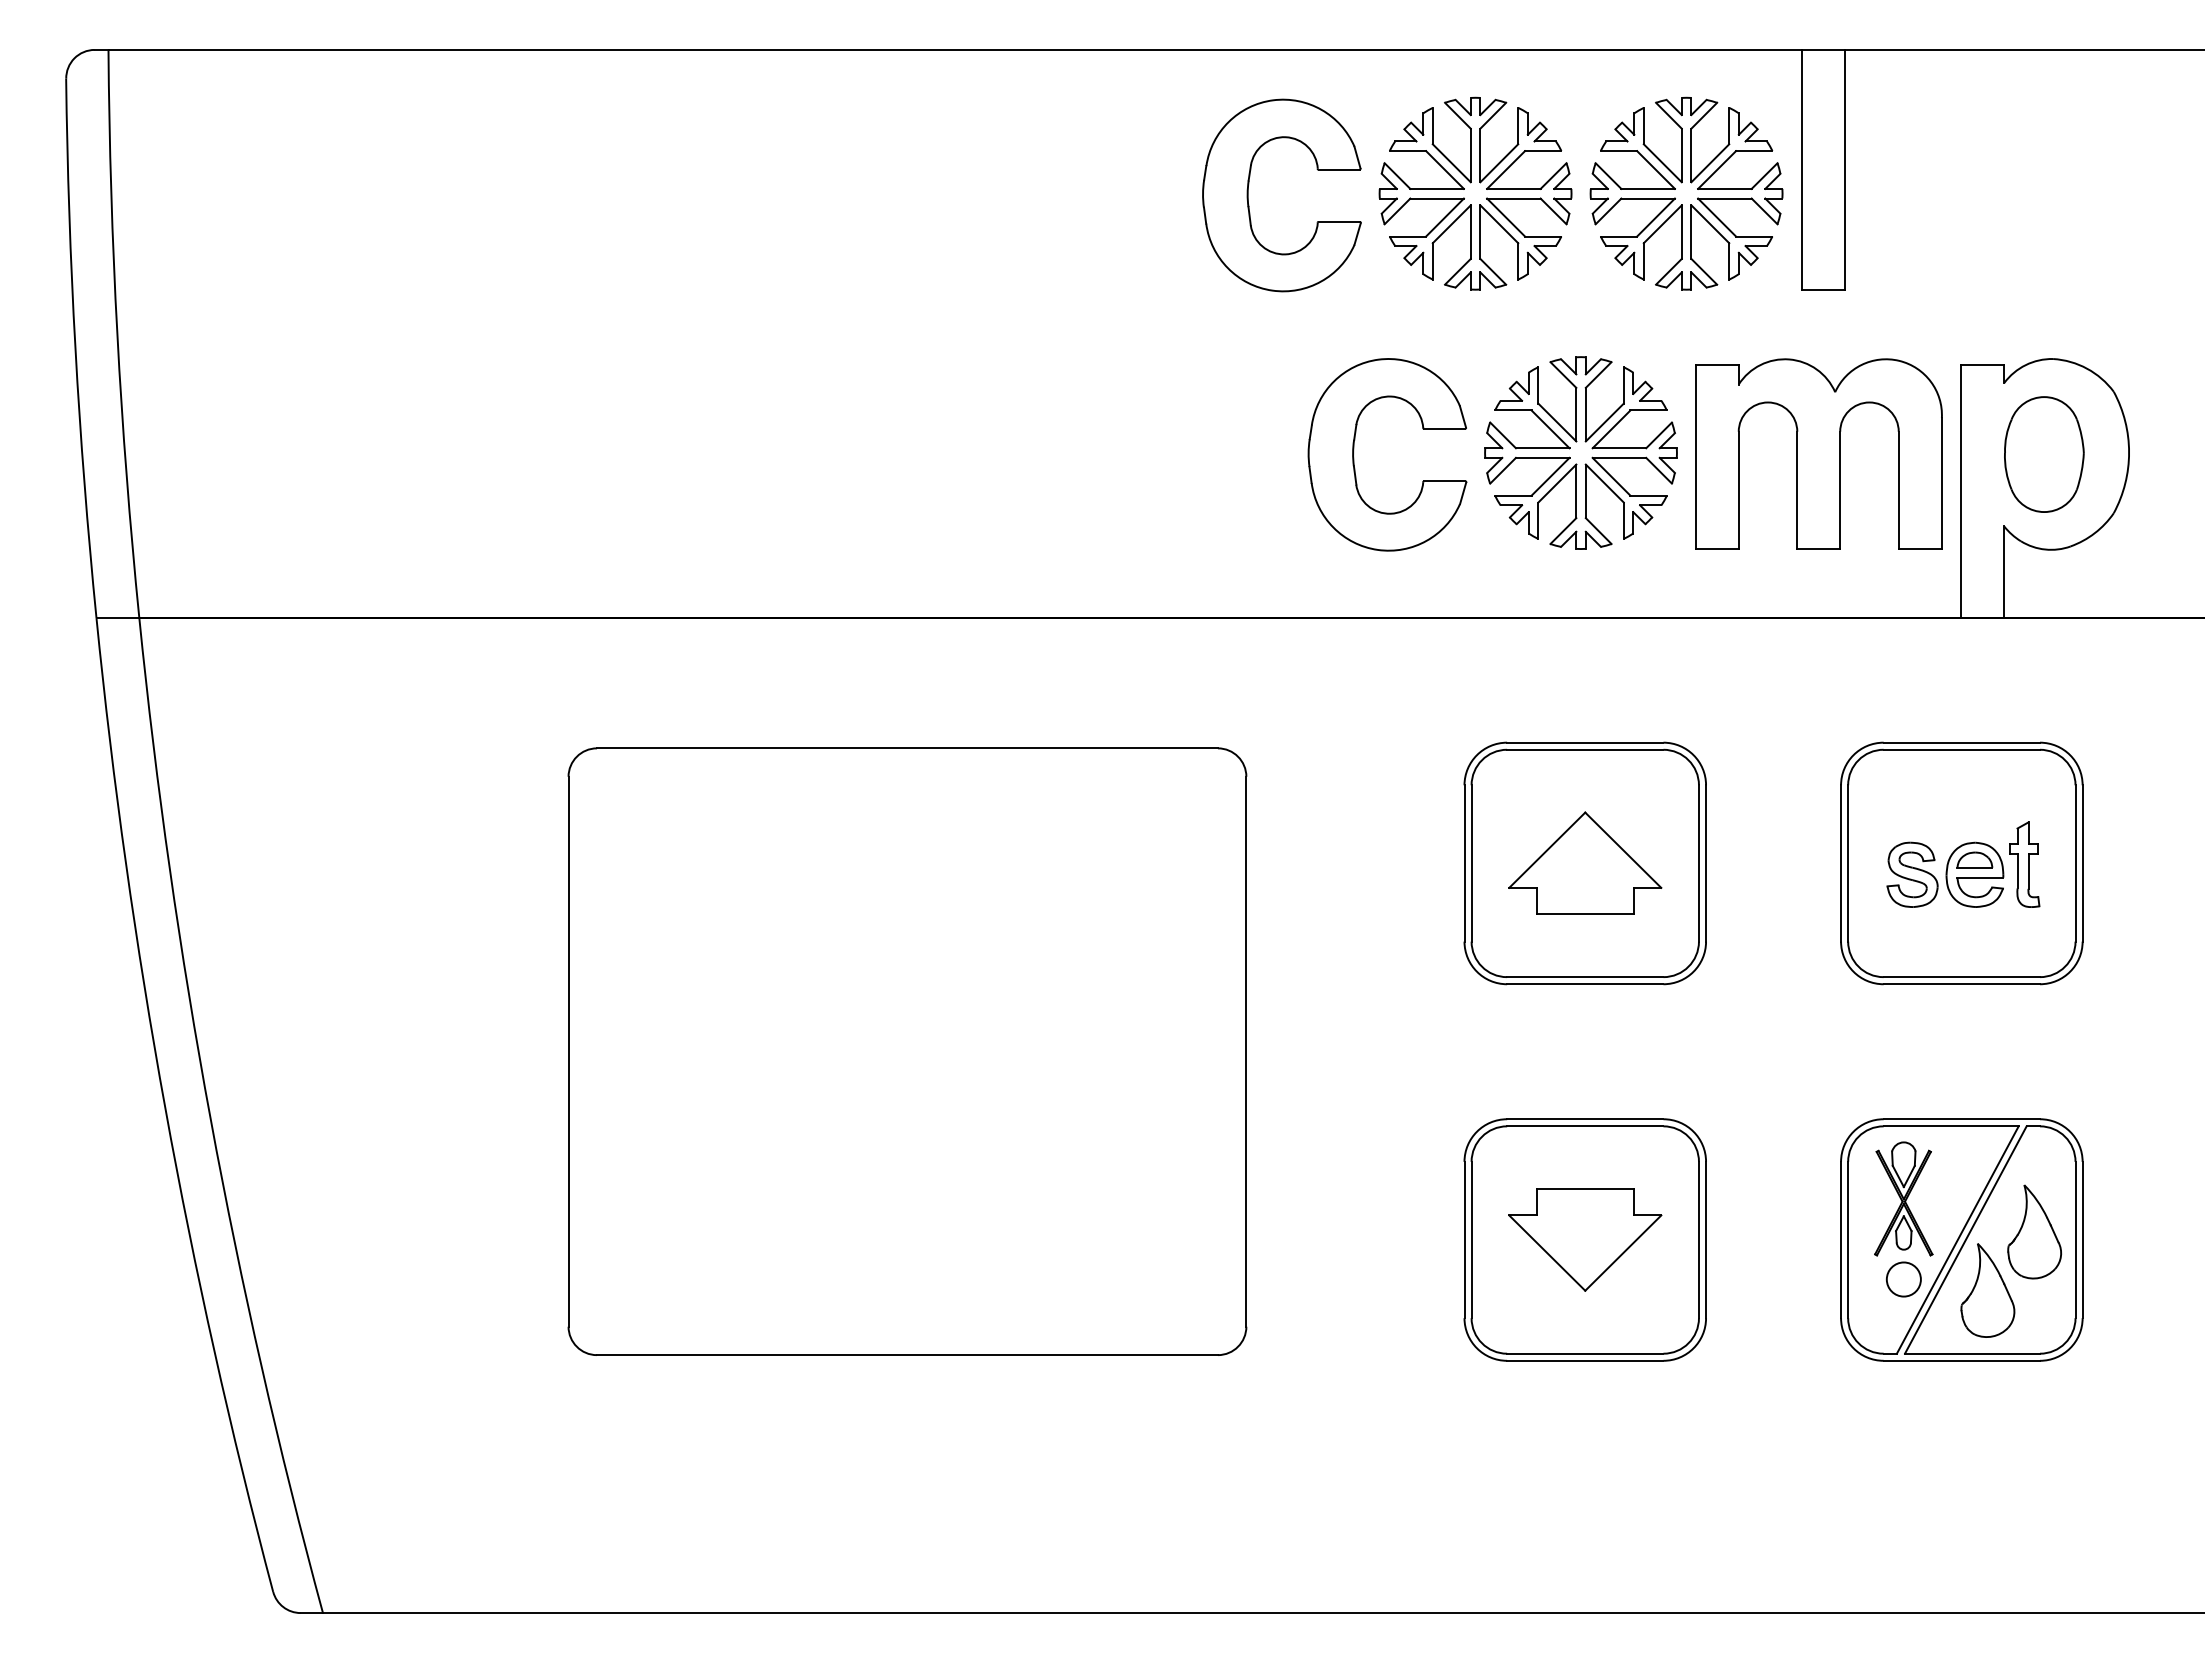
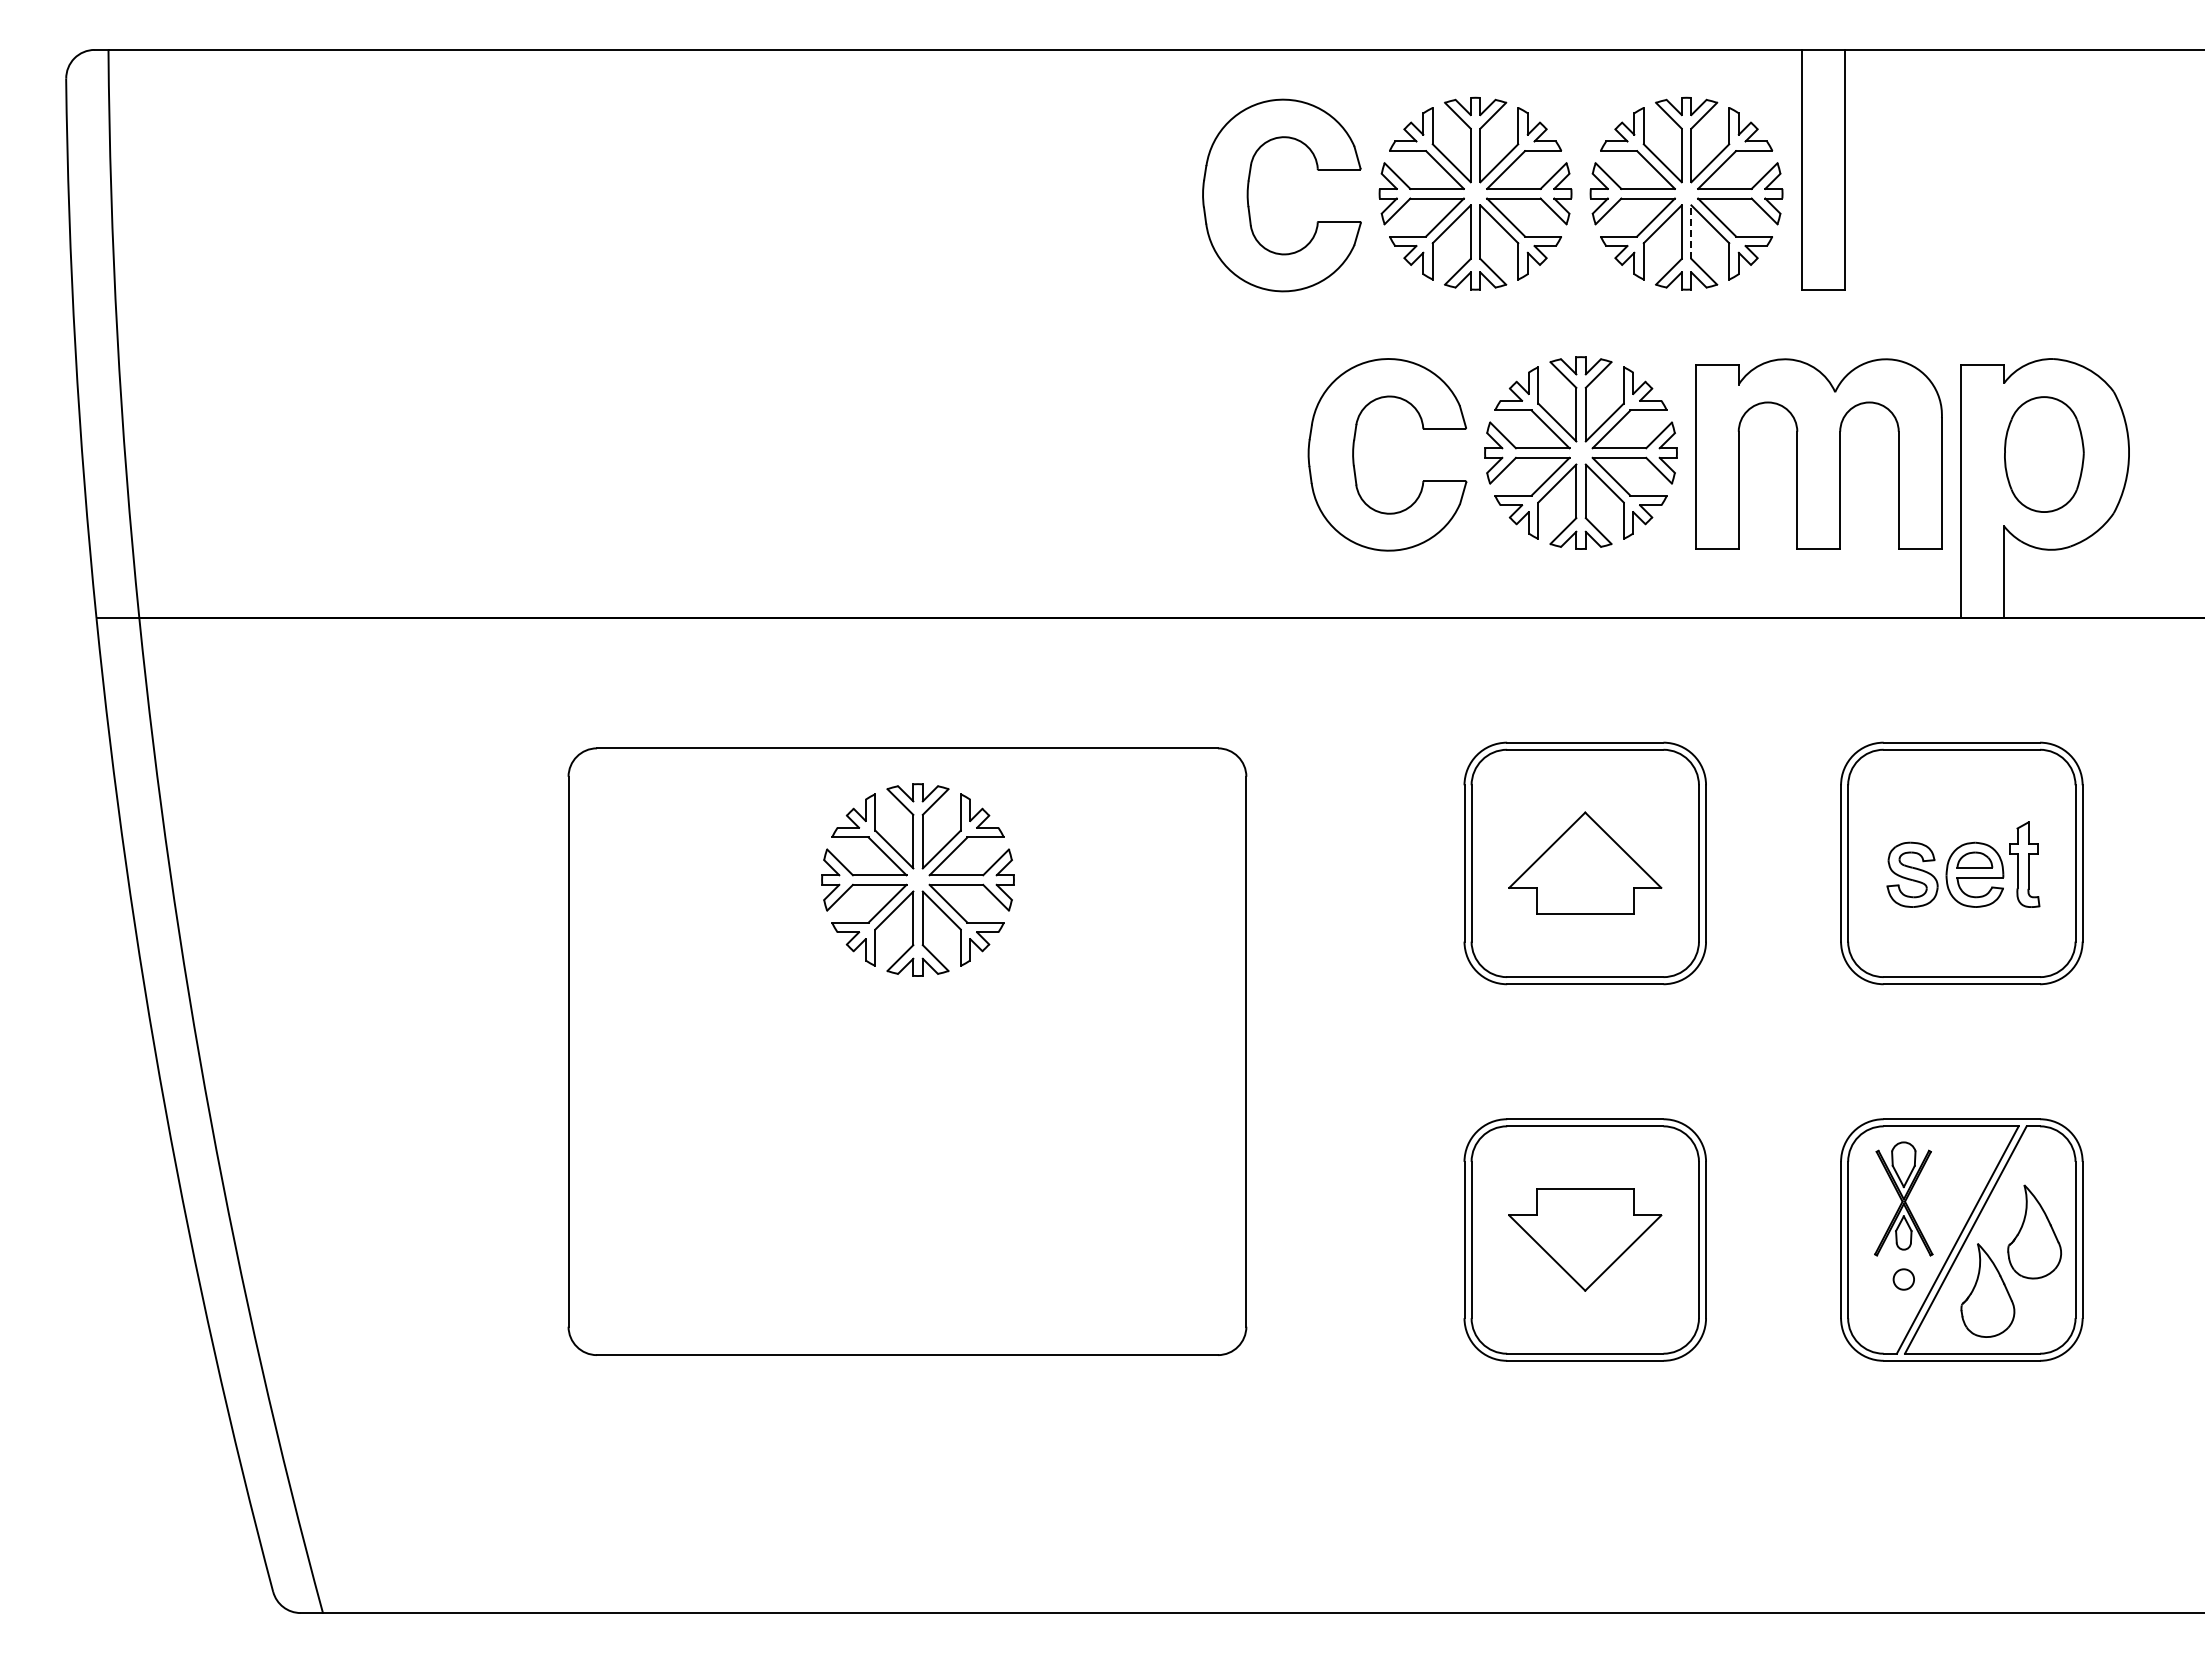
line: solid -> dashed (1691, 232)
part: none -> present (917, 879)
circle diameter: 34 px -> 20 px (1903, 1279)
